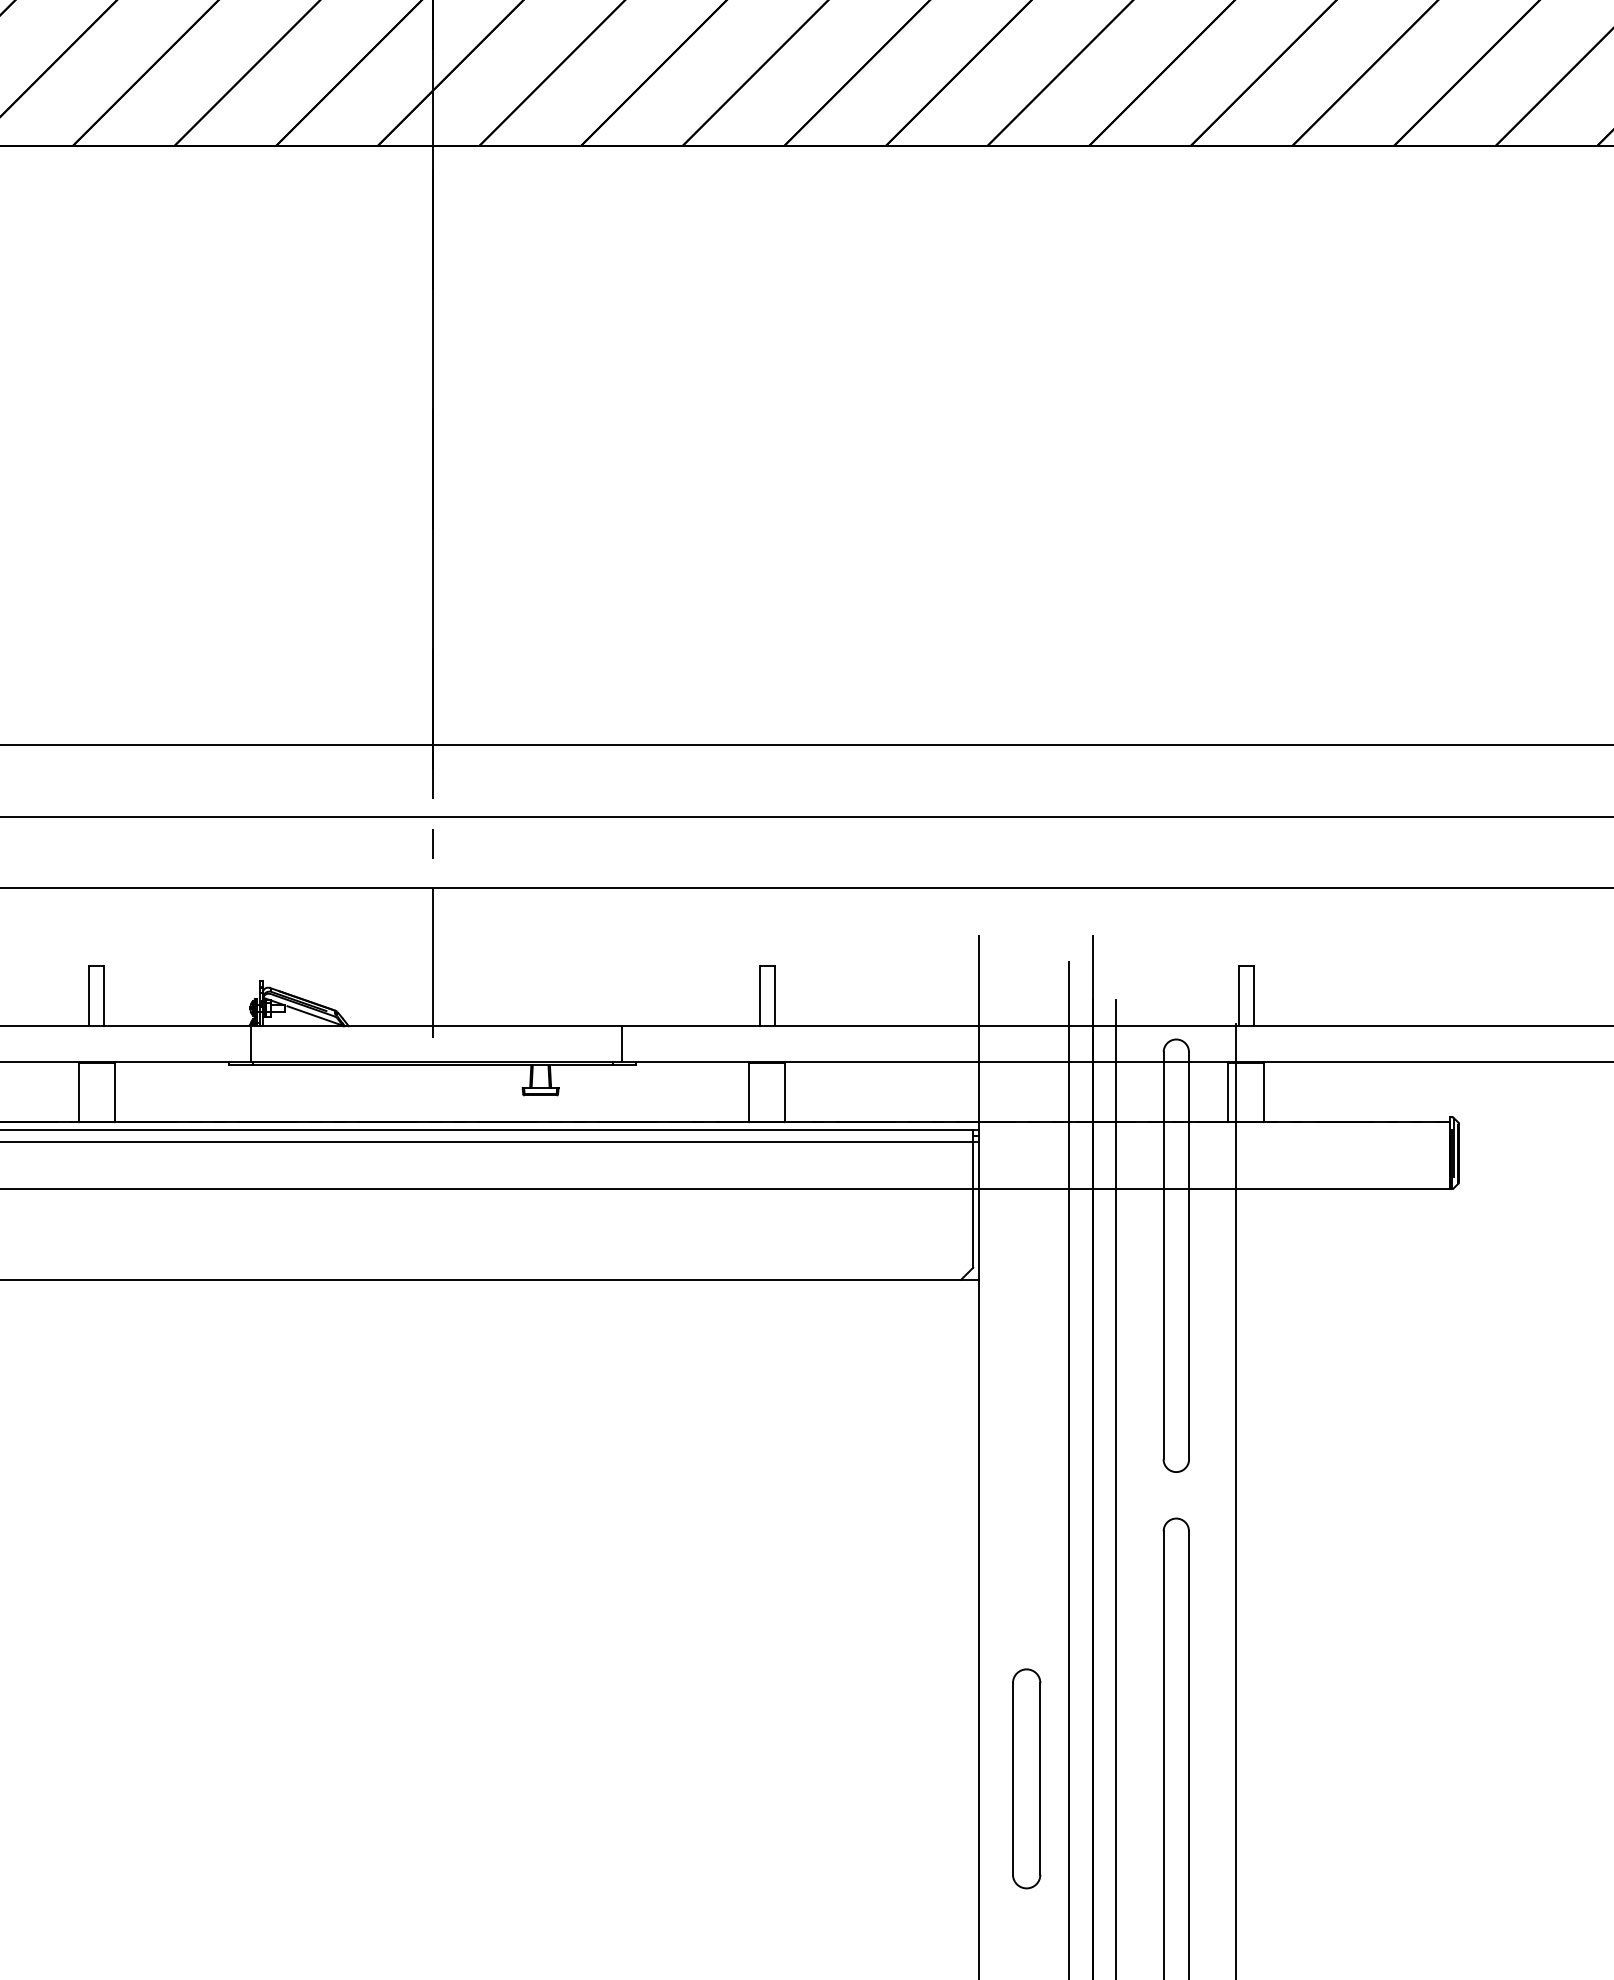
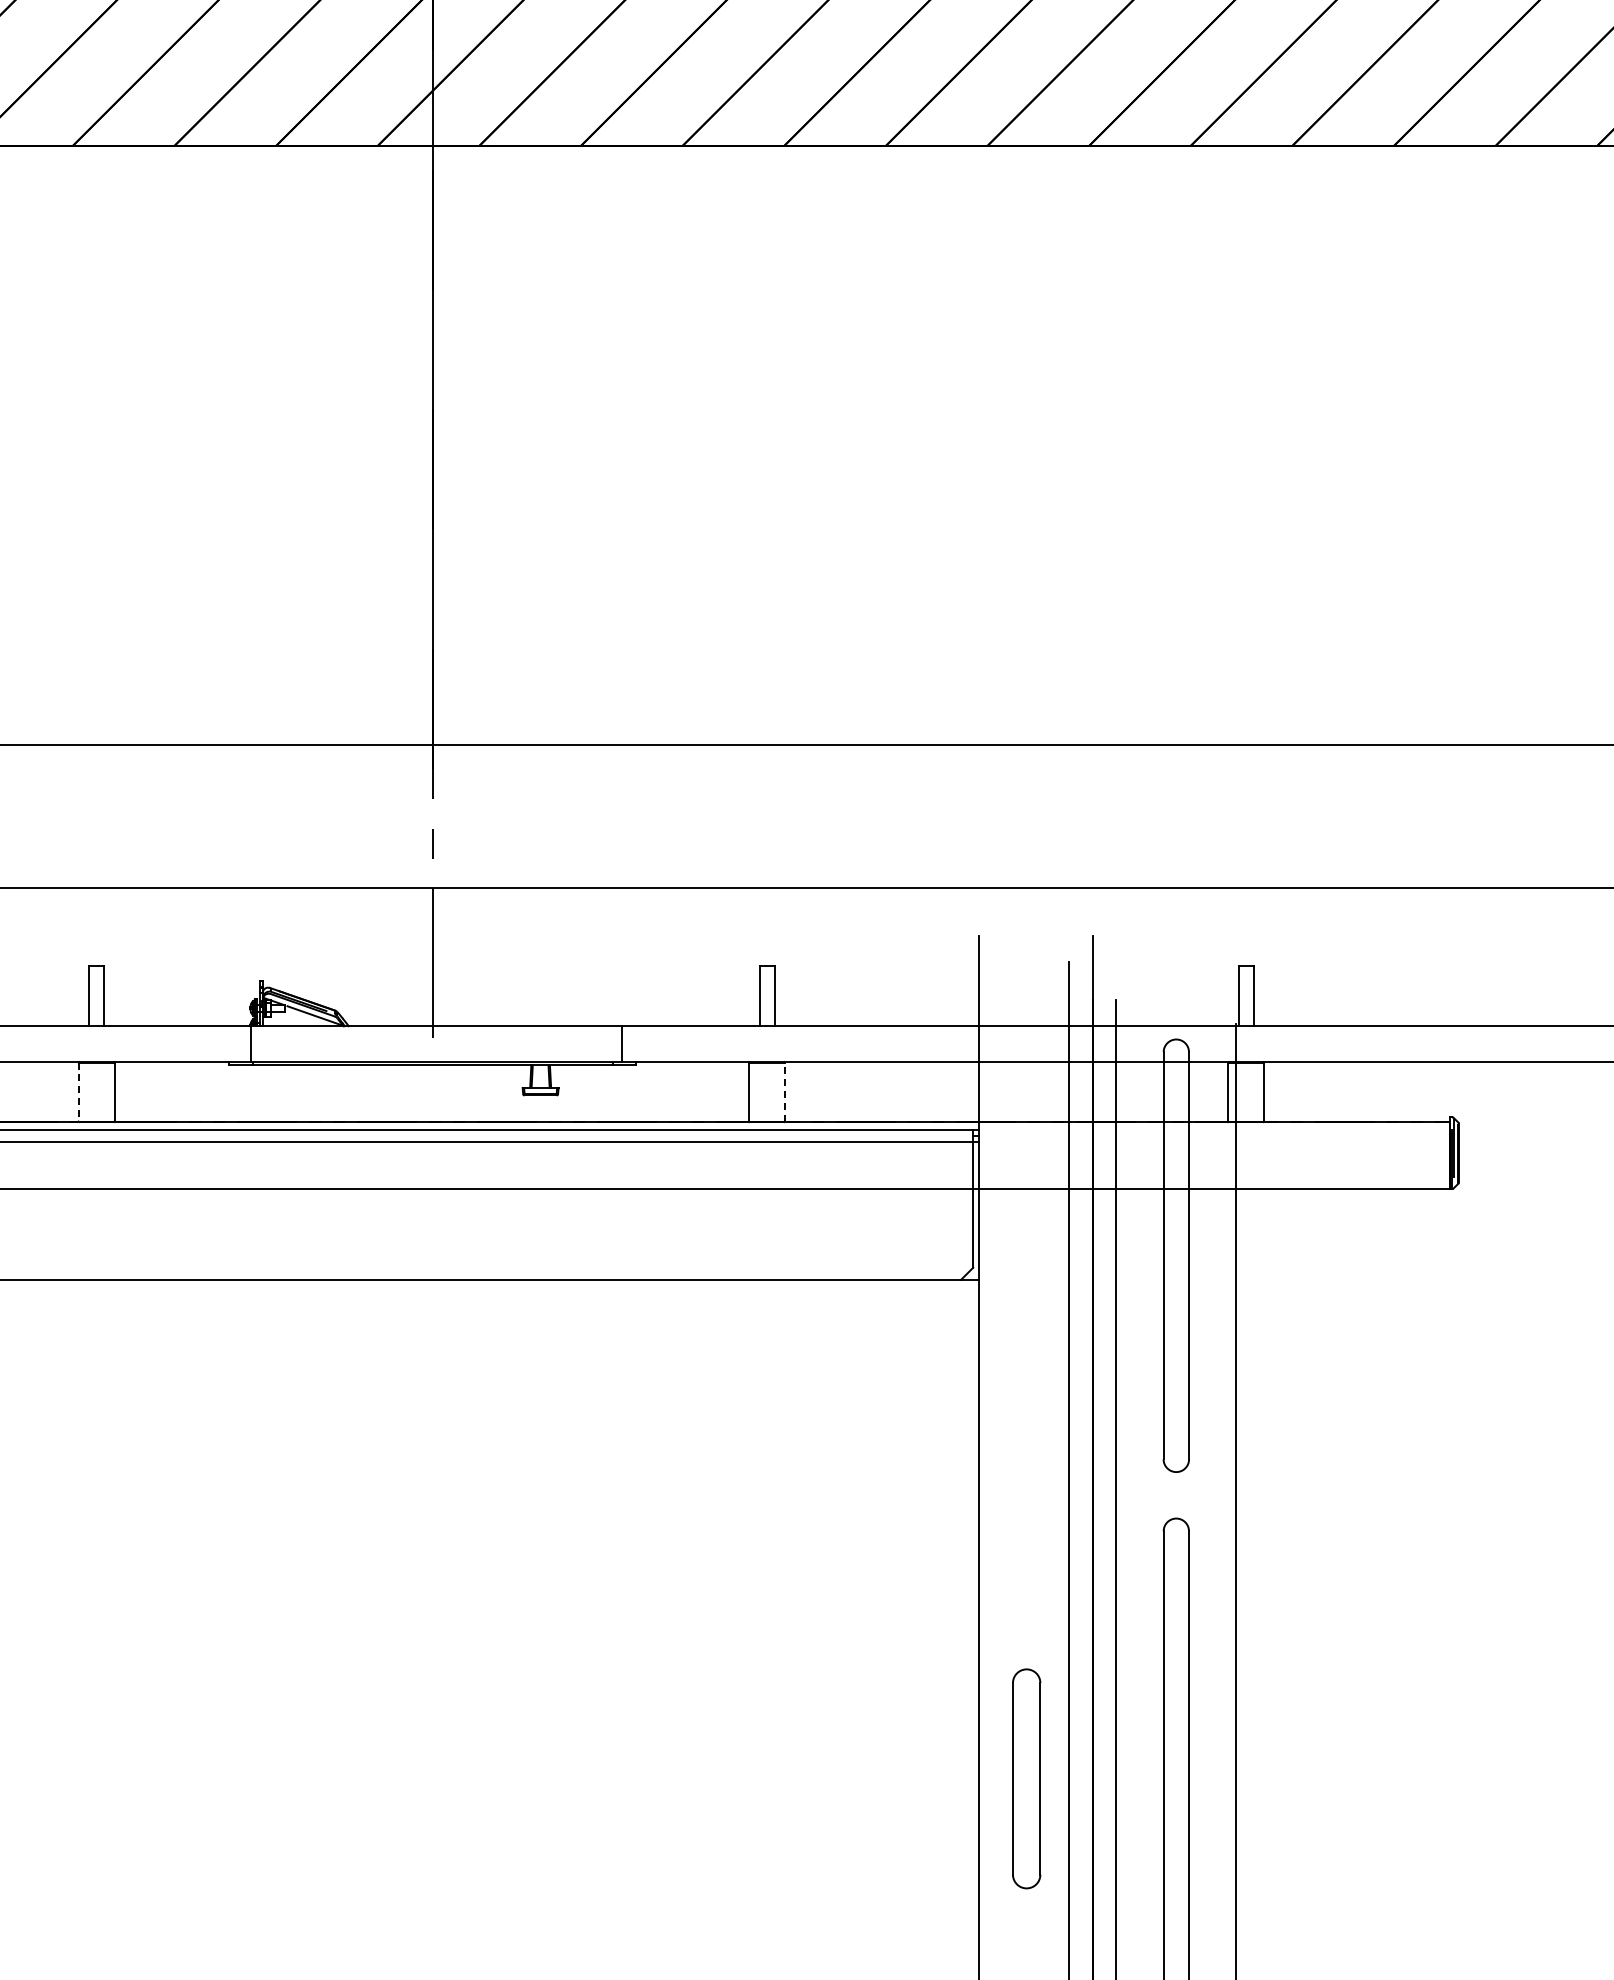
line: present -> none (806, 816)
line: solid -> dashed (785, 1091)
line: solid -> dashed (78, 1092)
